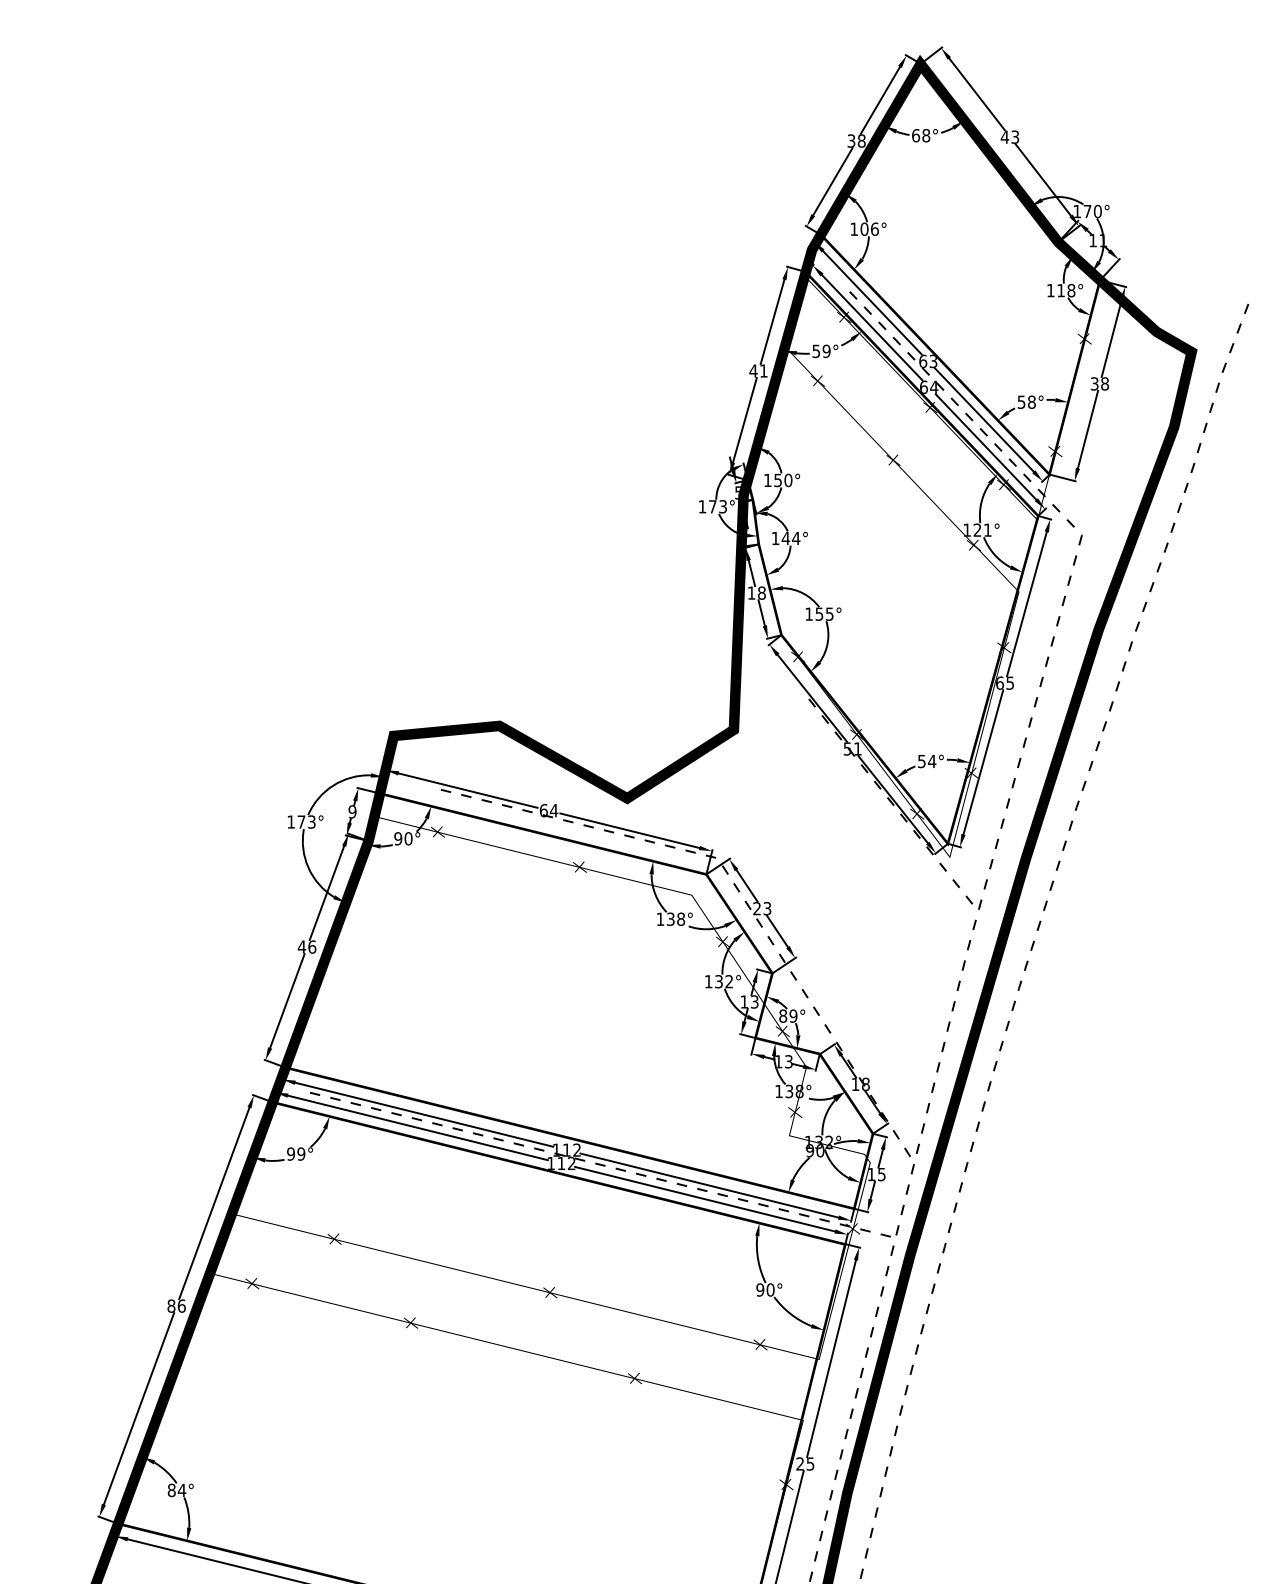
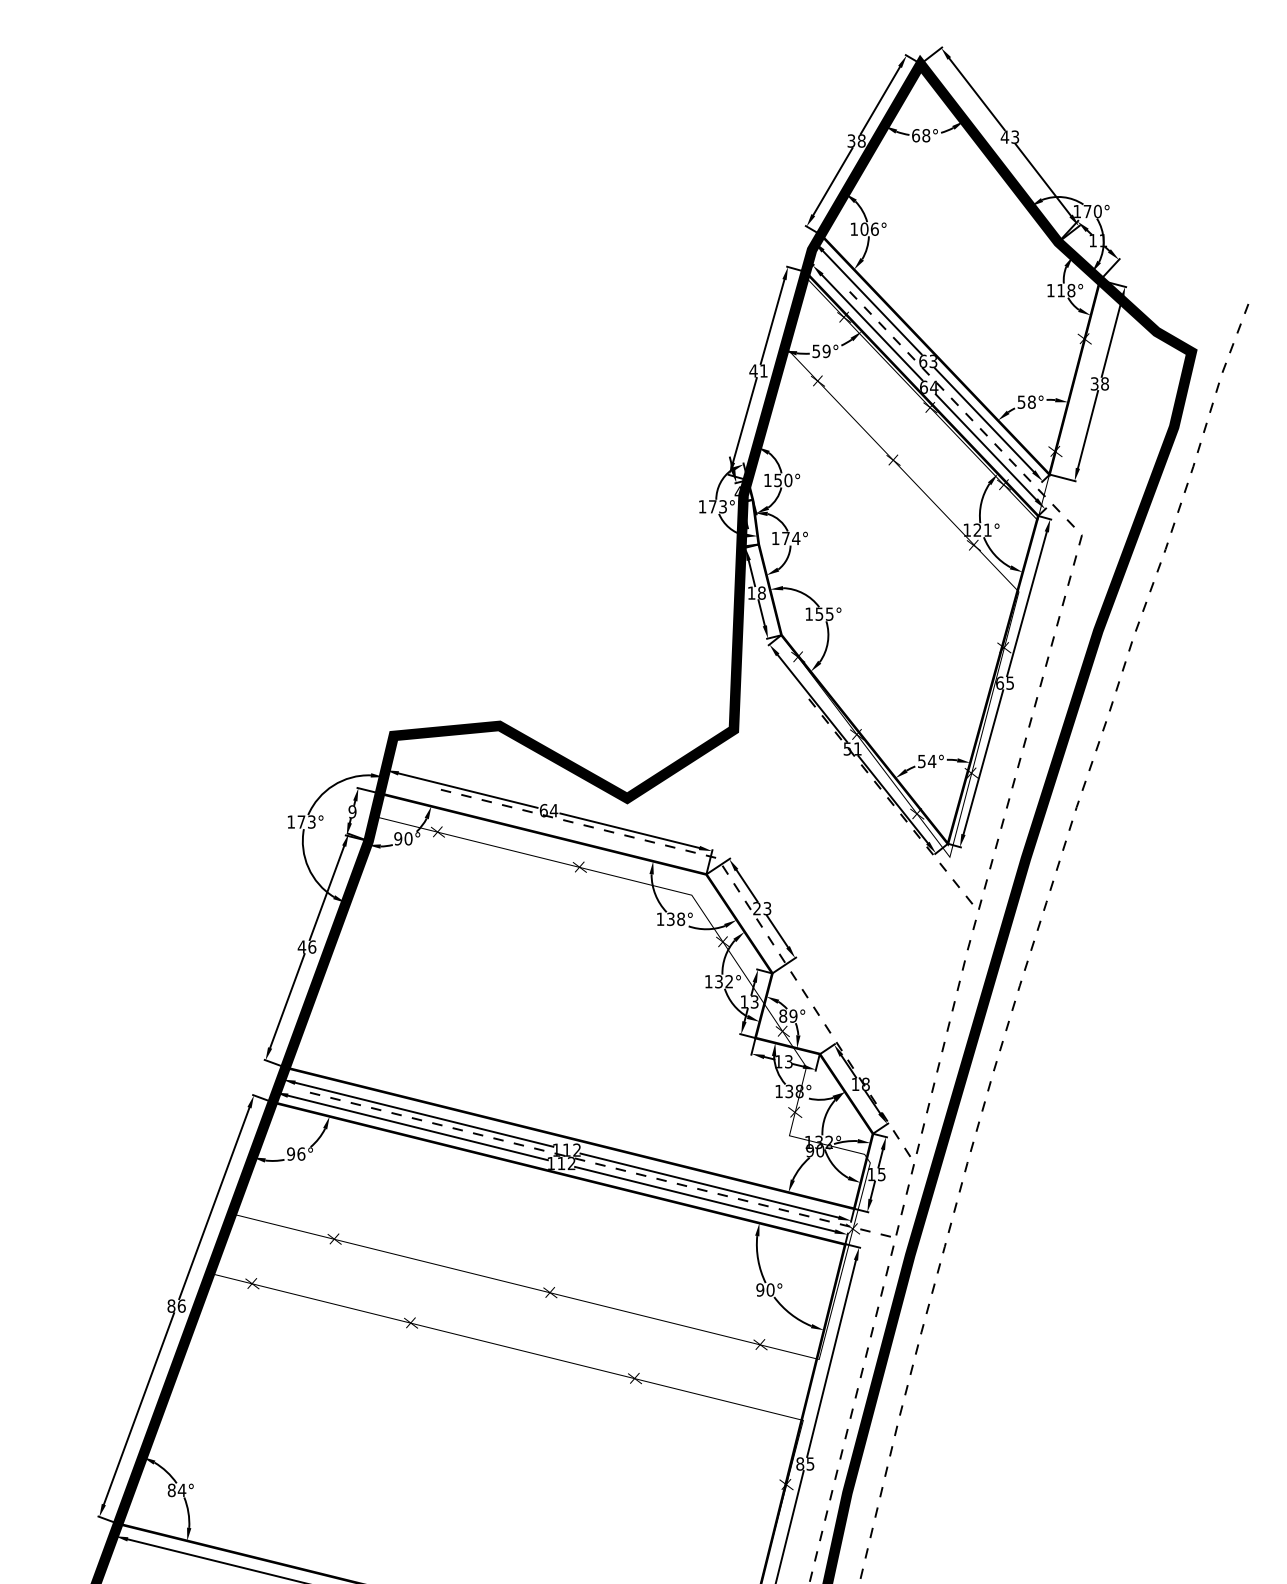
text: 5 -> 4 (736, 492)
text: 144° -> 174° (785, 538)
text: 99° -> 96° (301, 1153)
text: 25 -> 85 (800, 1463)
